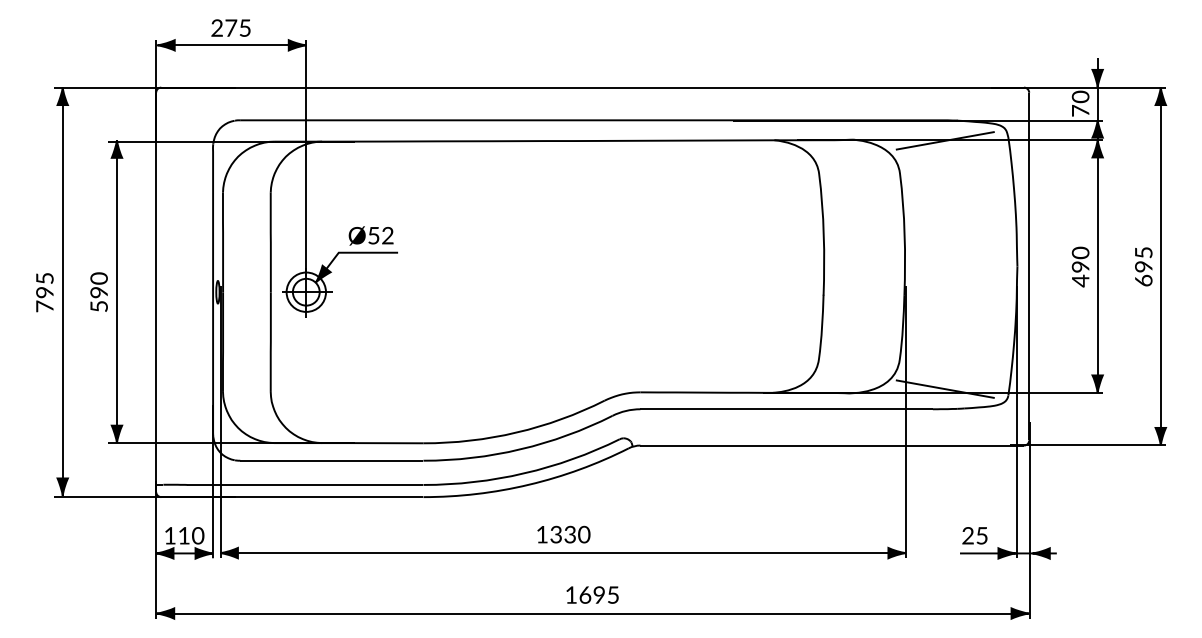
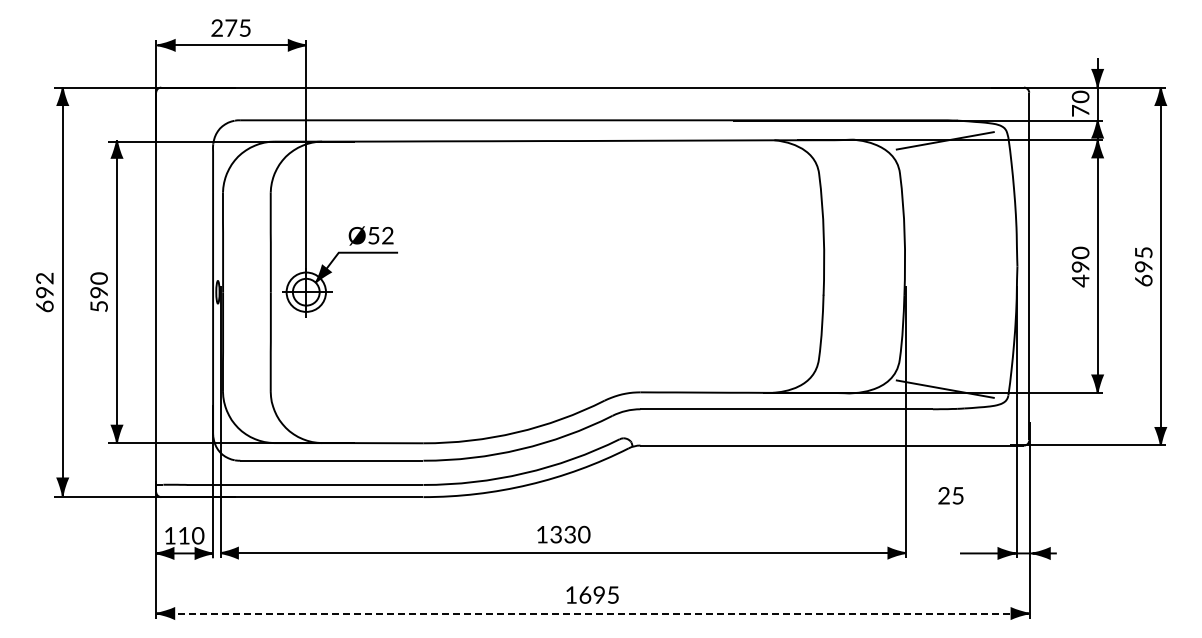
text: 795 -> 692 (44, 292)
text position: (974, 535) -> (950, 495) (950, 495)
line: solid -> dashed (590, 613)
